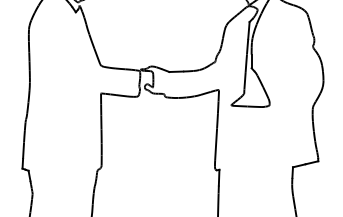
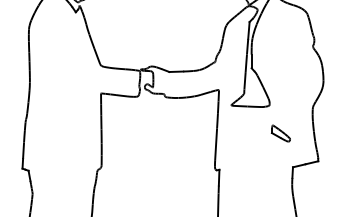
part: none -> present (280, 133)
